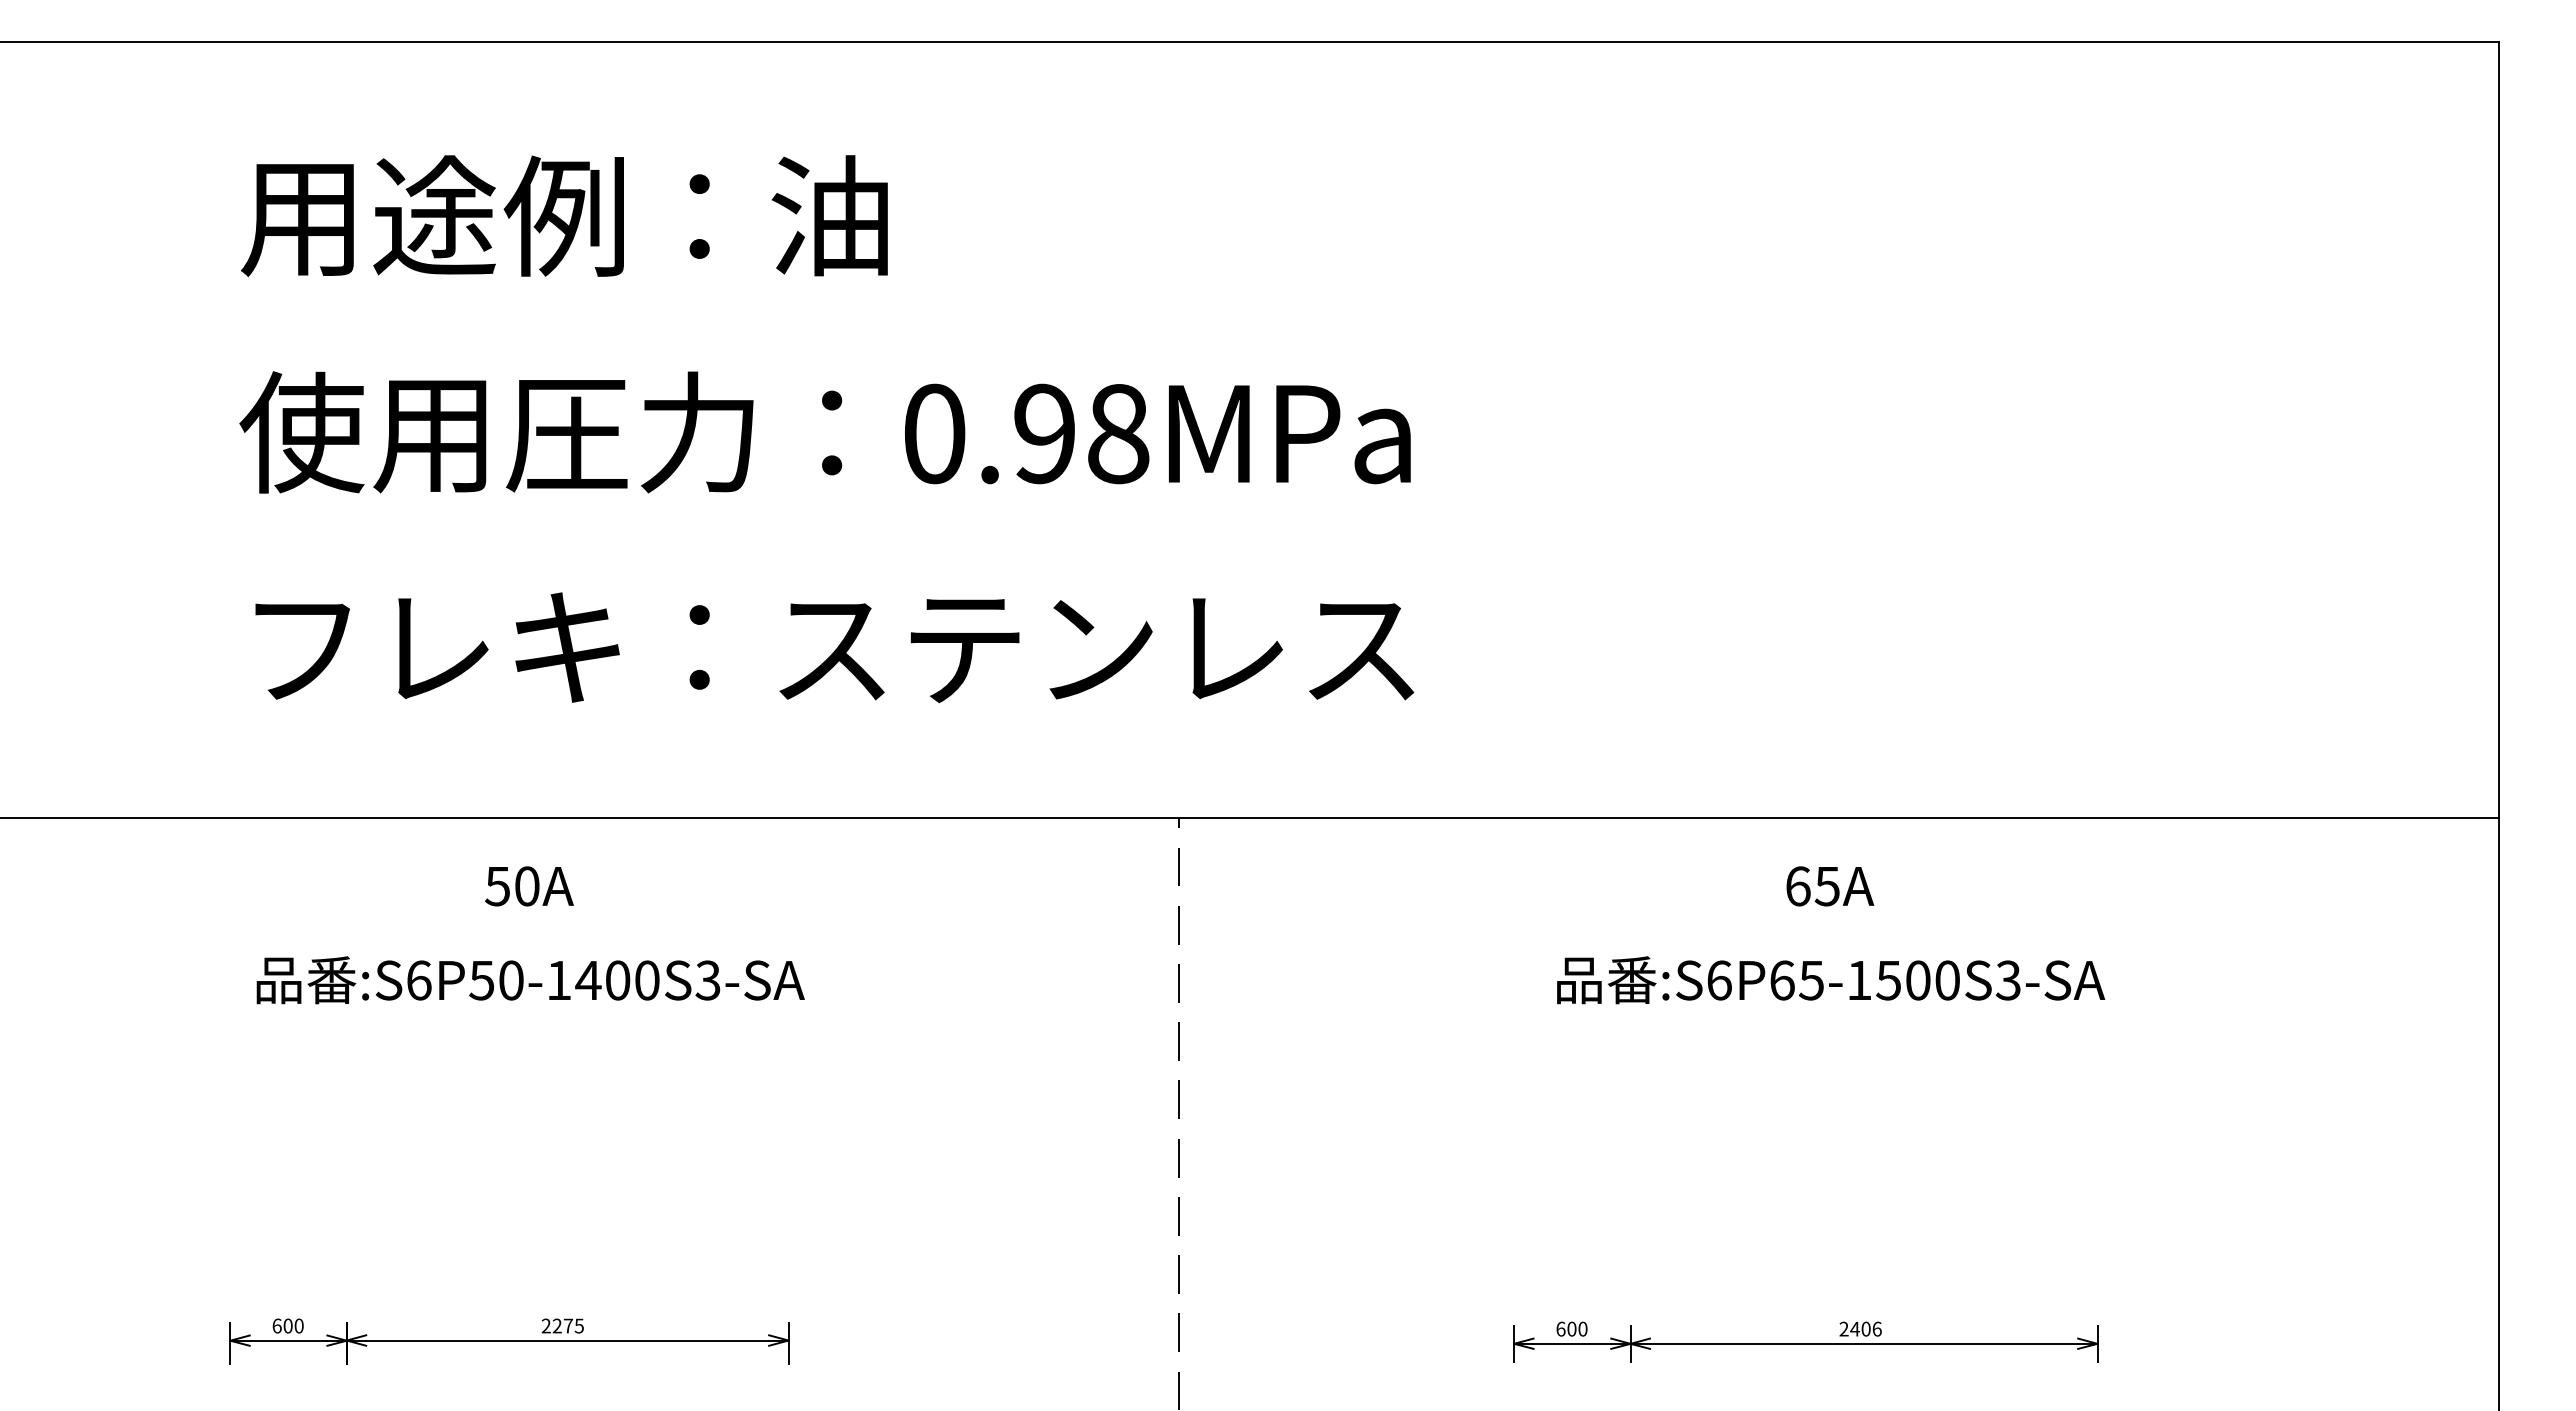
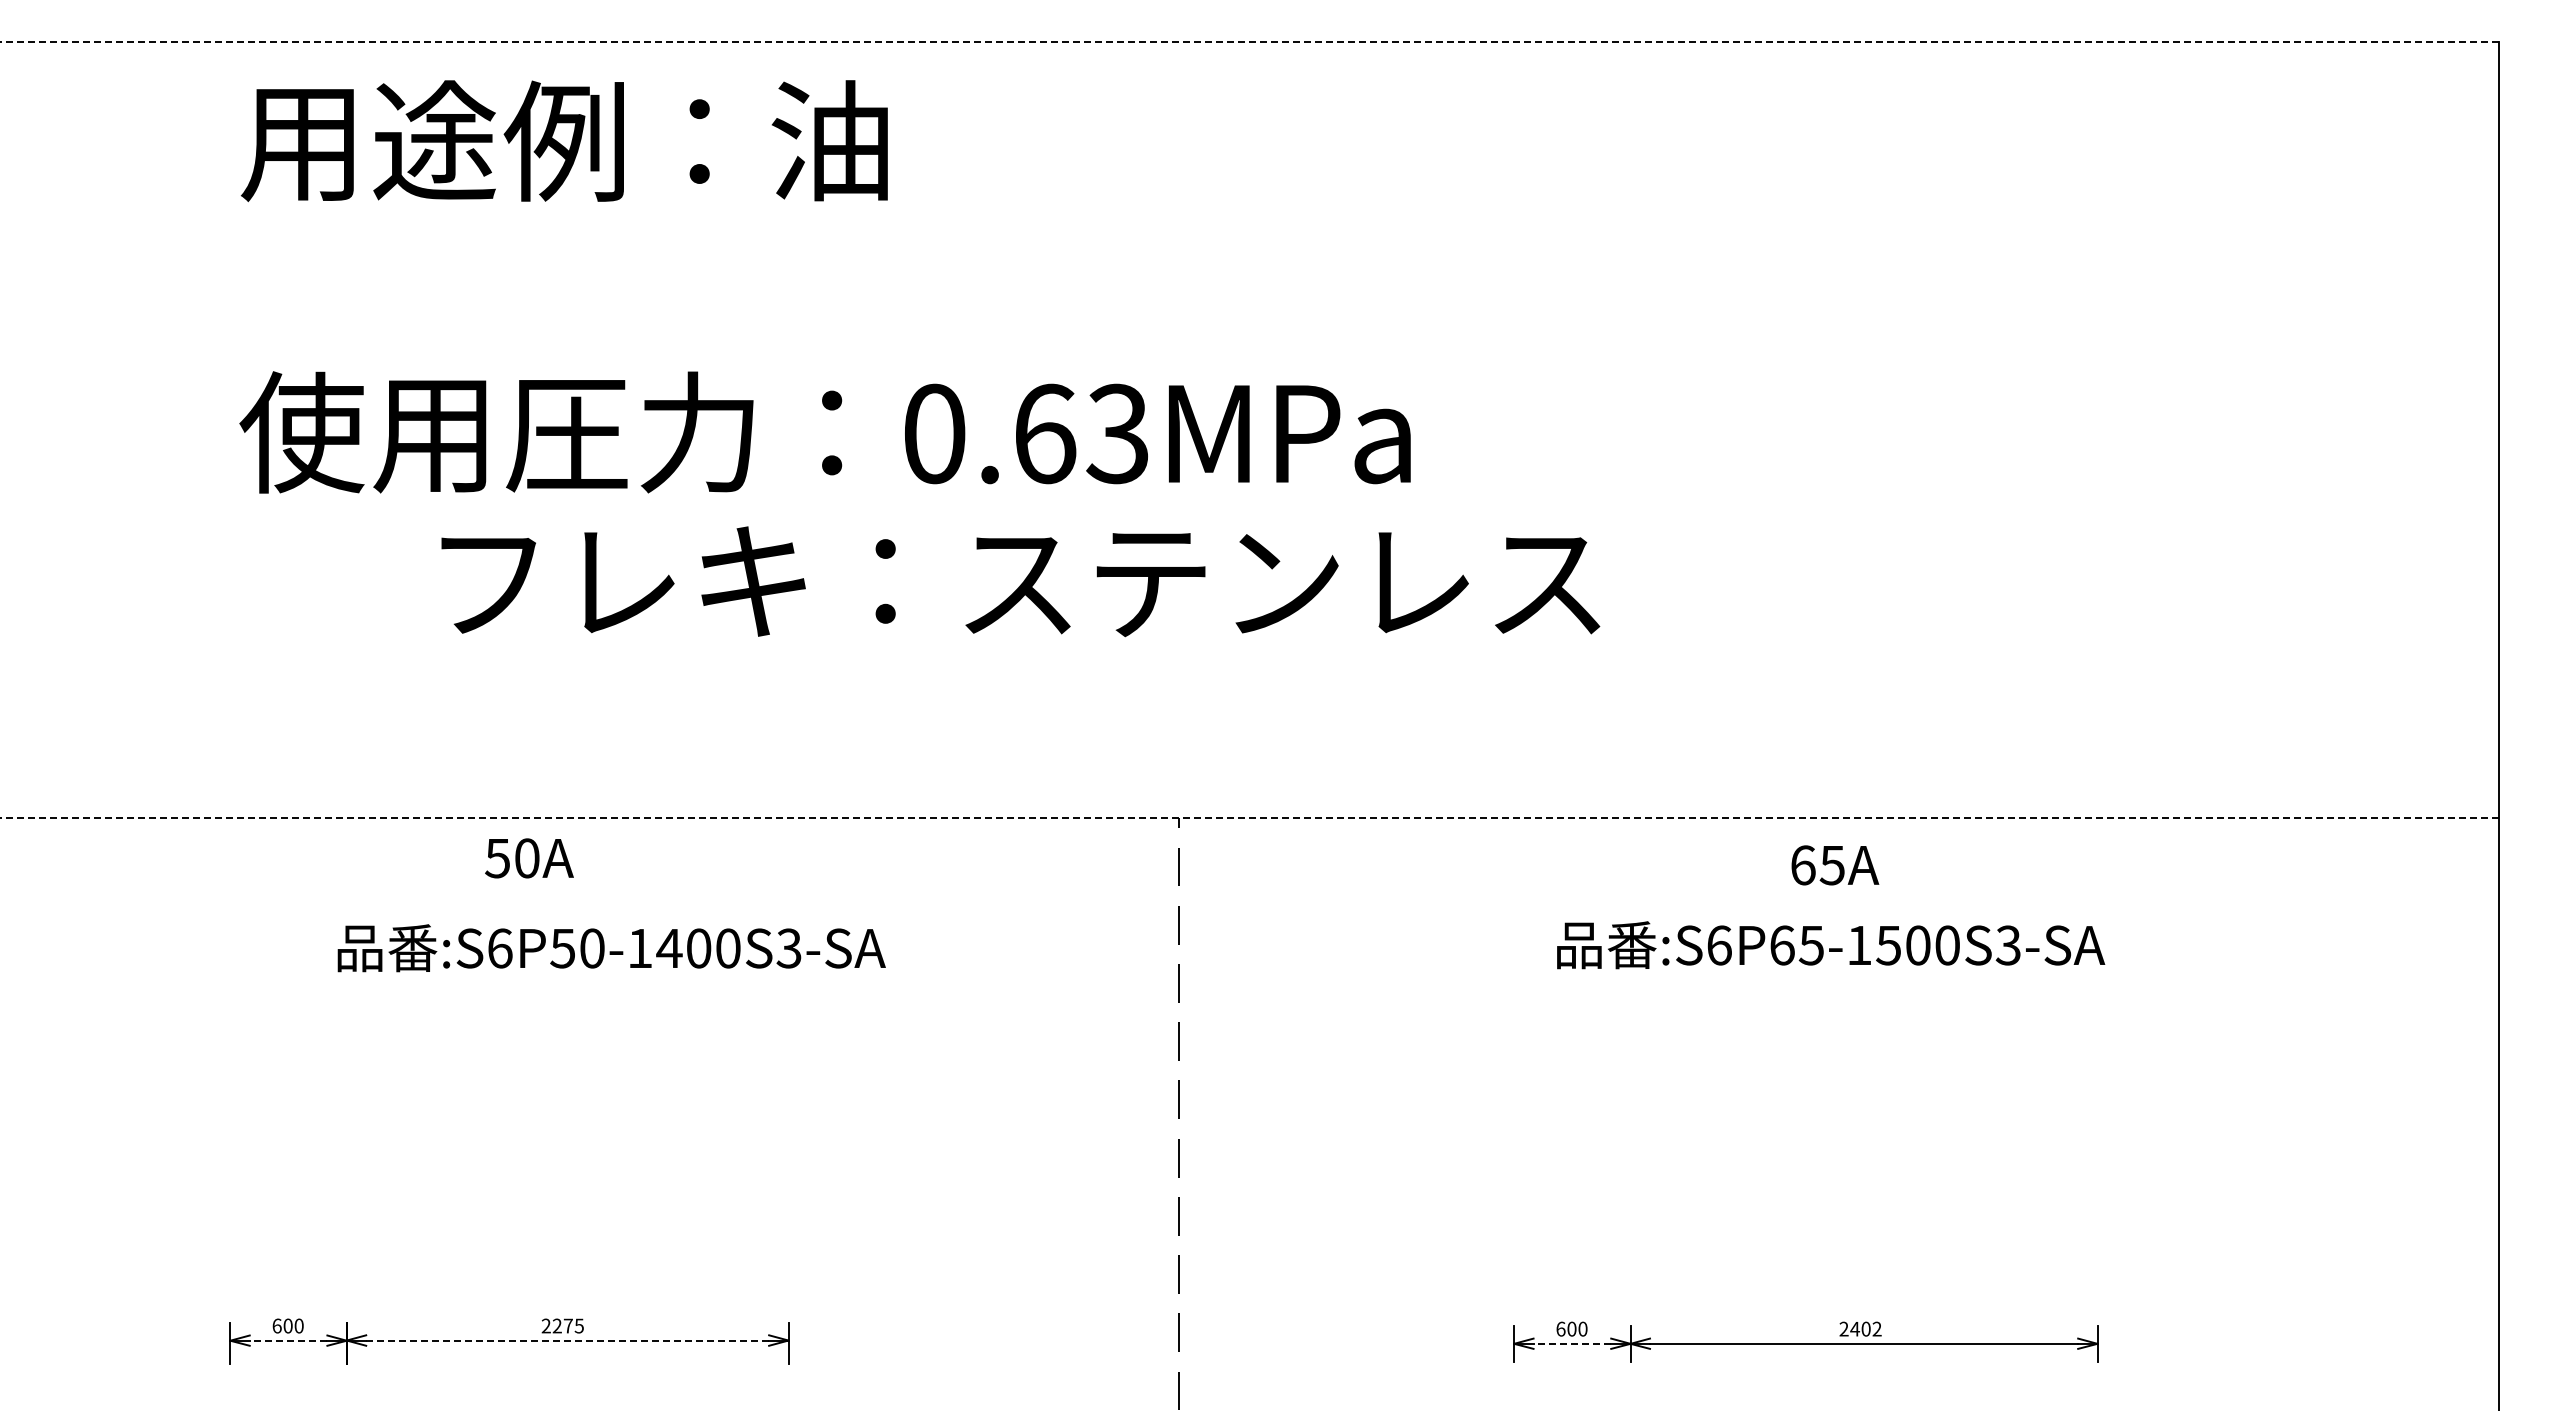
line: solid -> dashed (1249, 42)
text position: (563, 216) -> (563, 141) (563, 141)
text: 0.98MPa -> 0.63MPa (1081, 433)
text position: (834, 647) -> (1020, 581) (1020, 581)
line: solid -> dashed (1249, 818)
text position: (529, 886) -> (529, 858) (529, 858)
text position: (1830, 886) -> (1835, 865) (1835, 865)
text position: (530, 980) -> (611, 948) (611, 948)
text position: (1831, 980) -> (1831, 945) (1831, 945)
text: 2406 -> 2402 (1876, 1328)
line: solid -> dashed (288, 1340)
line: solid -> dashed (567, 1340)
line: solid -> dashed (1572, 1343)
